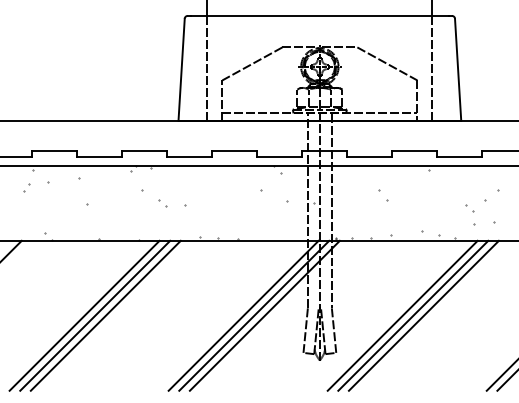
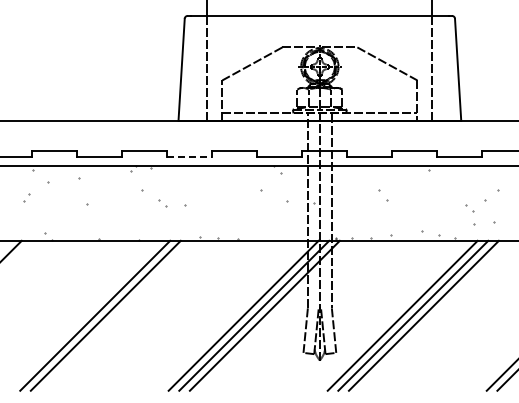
line: solid -> dashed (190, 156)
part position: (26, 187) -> (26, 197) (26, 197)
line: present -> none (84, 315)
